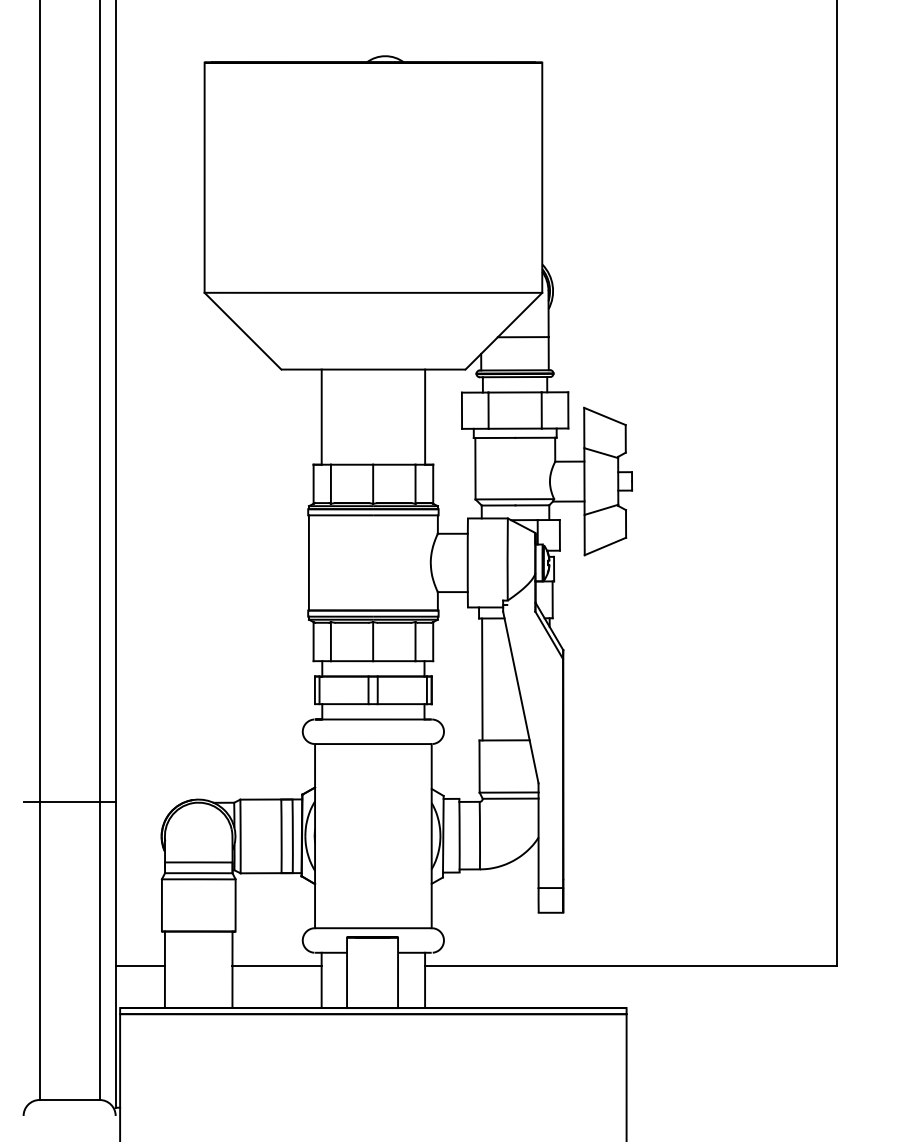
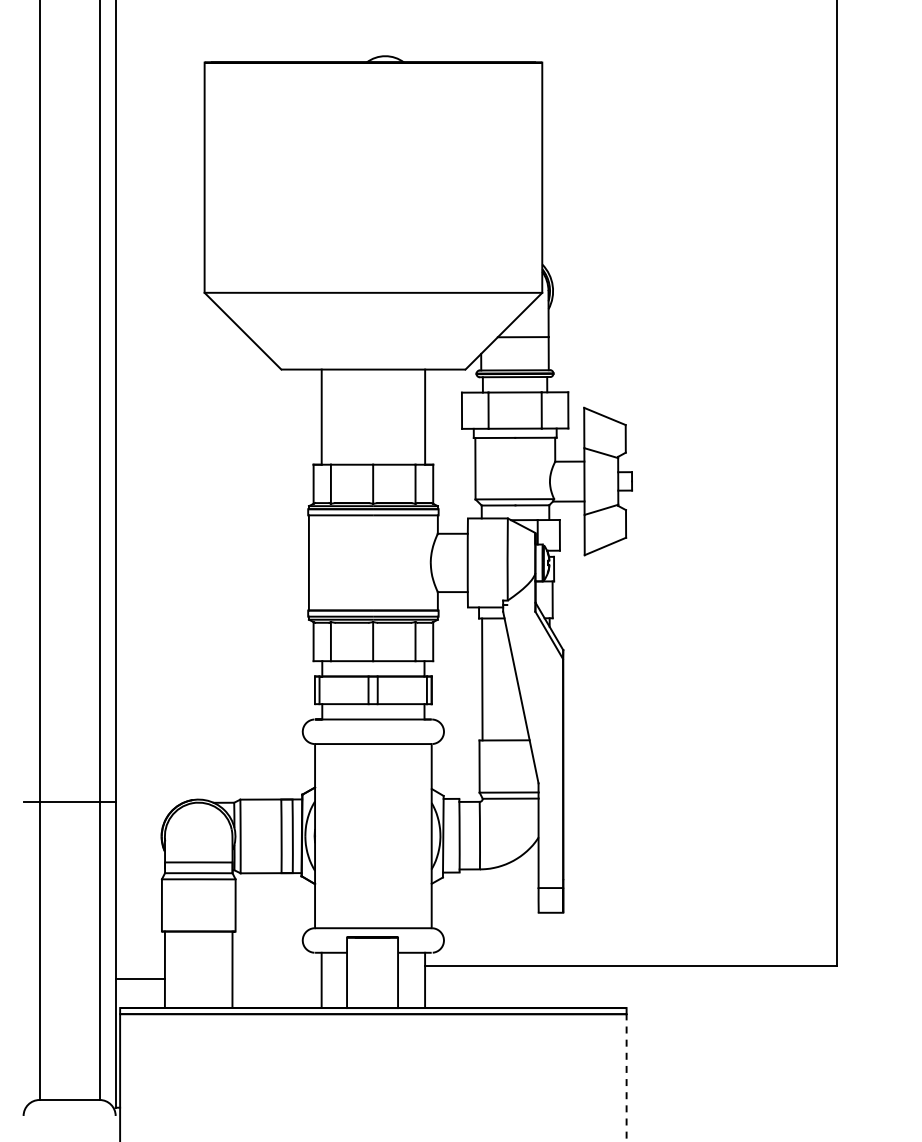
line position: (139, 966) -> (139, 979) (139, 979)
line: present -> none (276, 966)
line: solid -> dashed (626, 1077)
